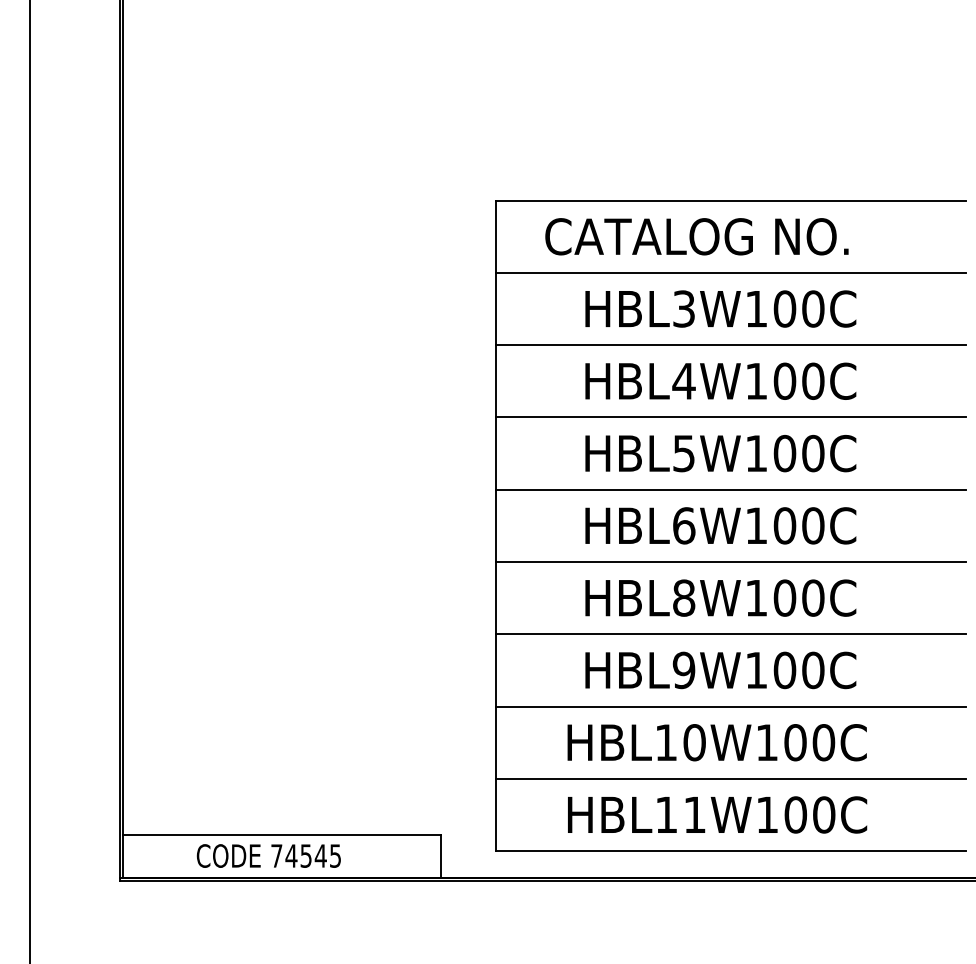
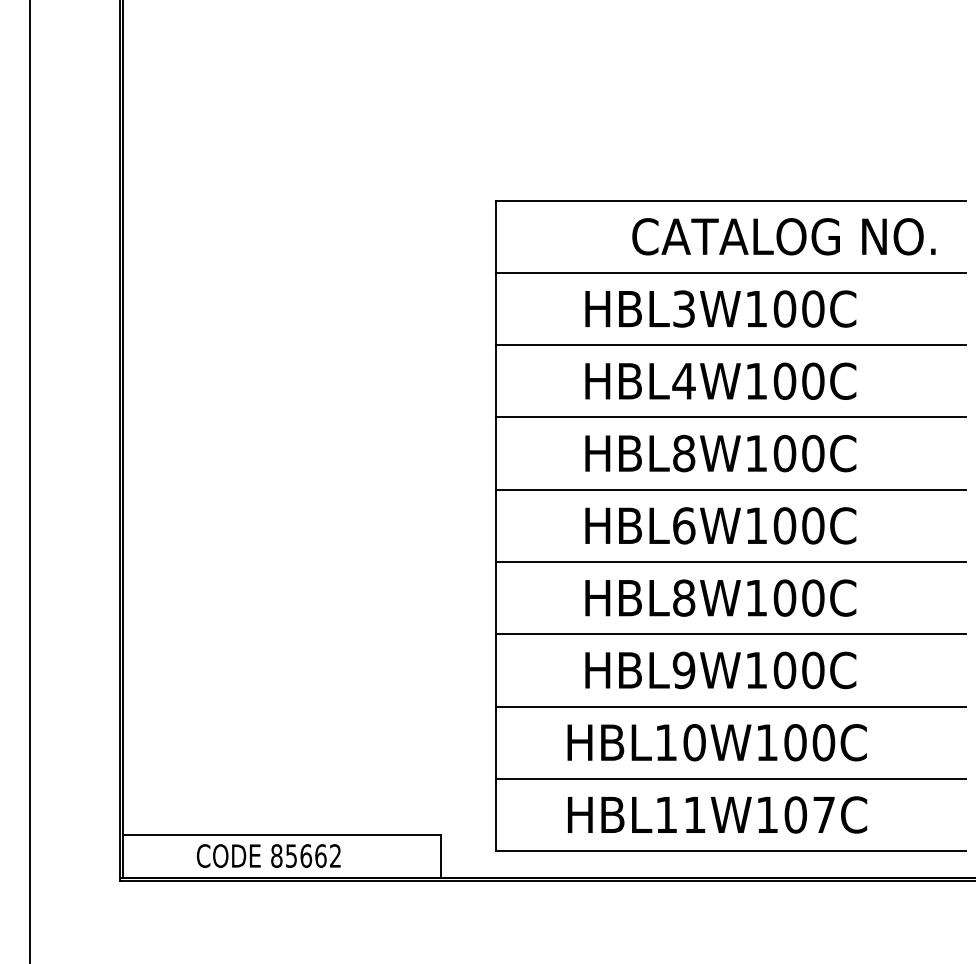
text position: (696, 236) -> (783, 236) (783, 236)
text: HBL5W100C -> HBL8W100C (684, 453)
text: HBL11W100C -> HBL11W107C (824, 814)
text: 74545 -> 85662 (305, 855)
